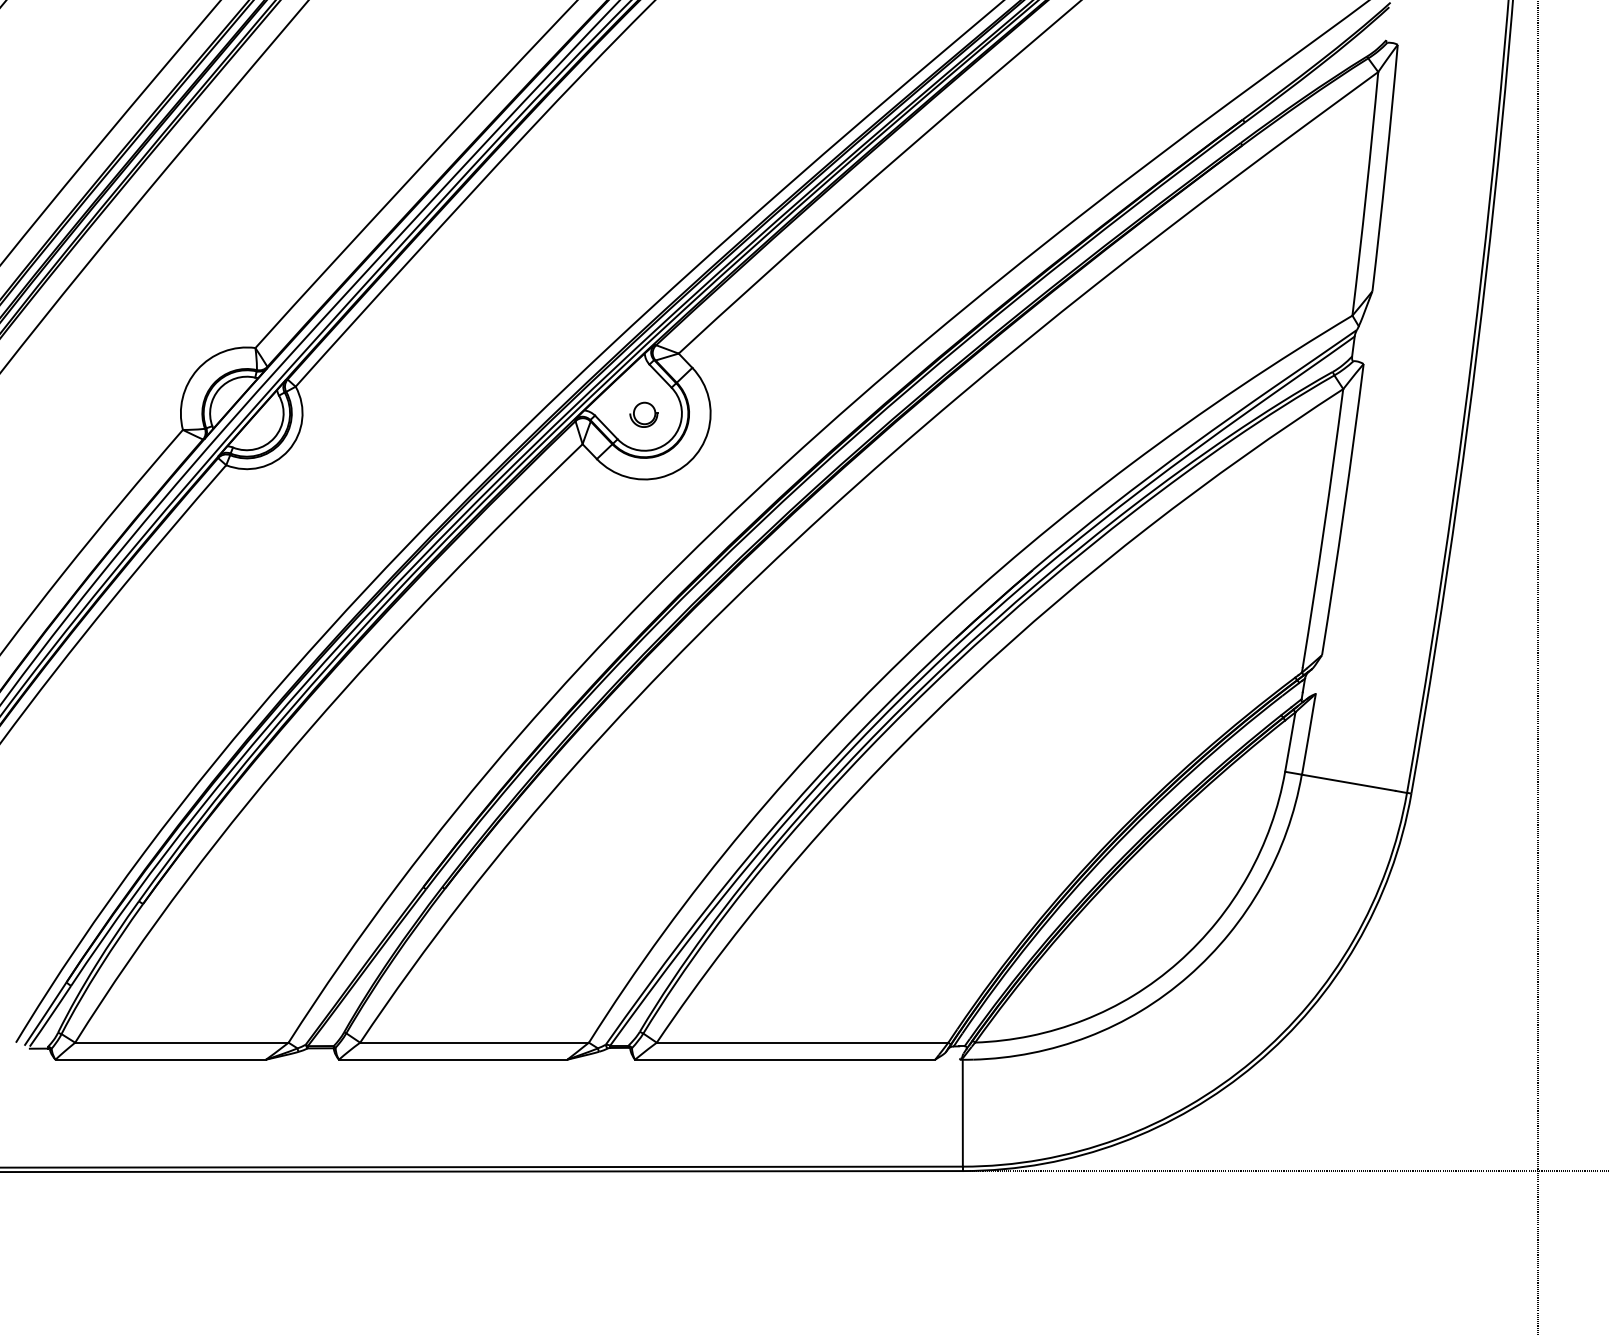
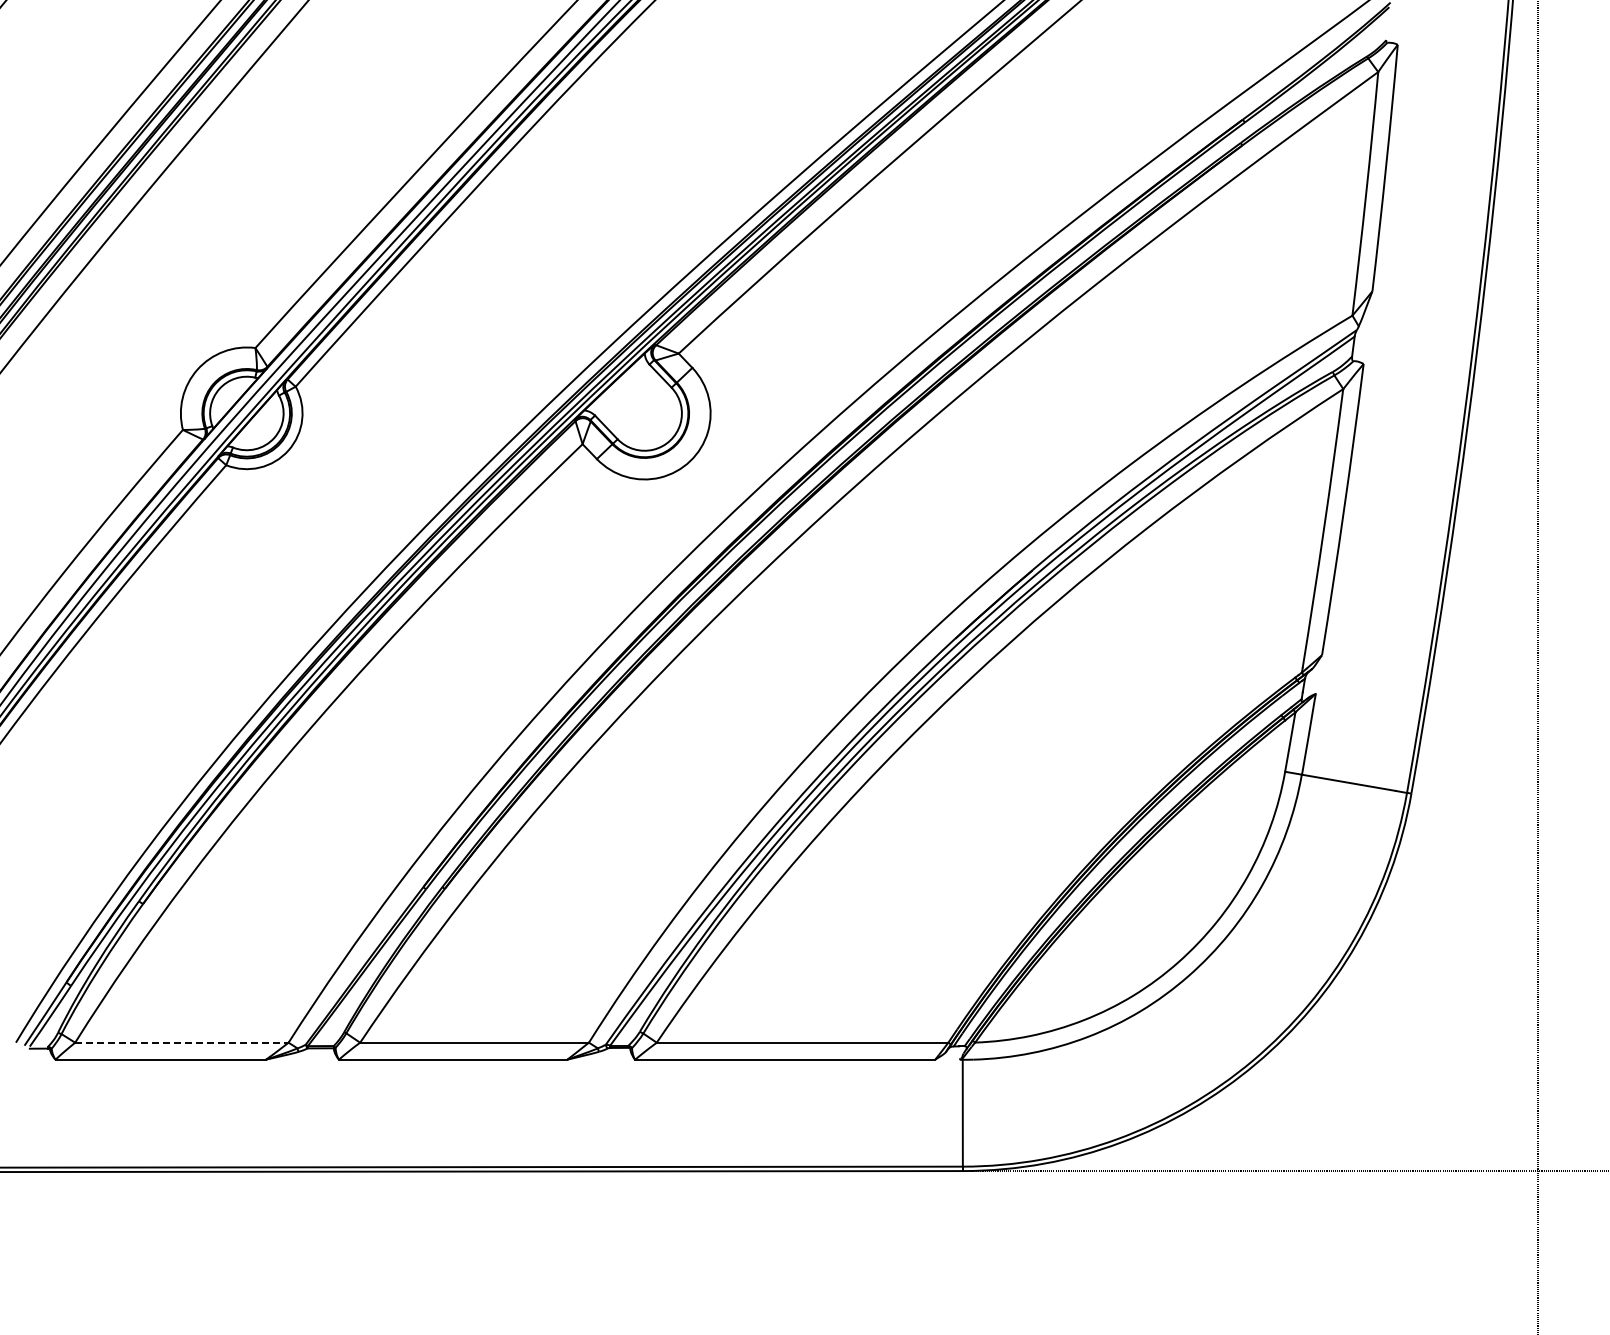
part: present -> none (643, 414)
line: solid -> dashed (181, 1042)
